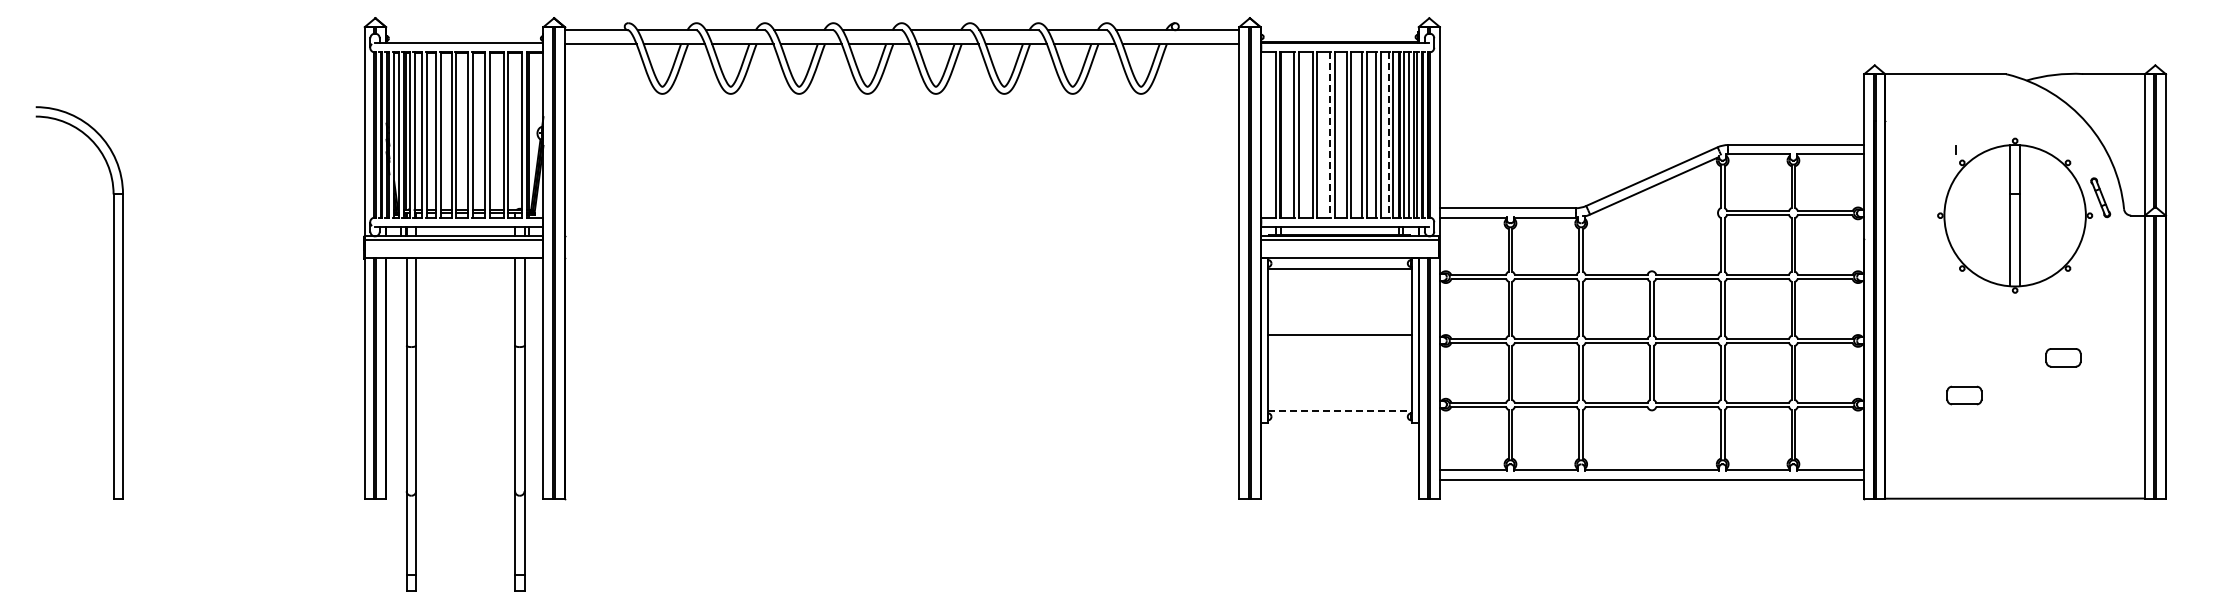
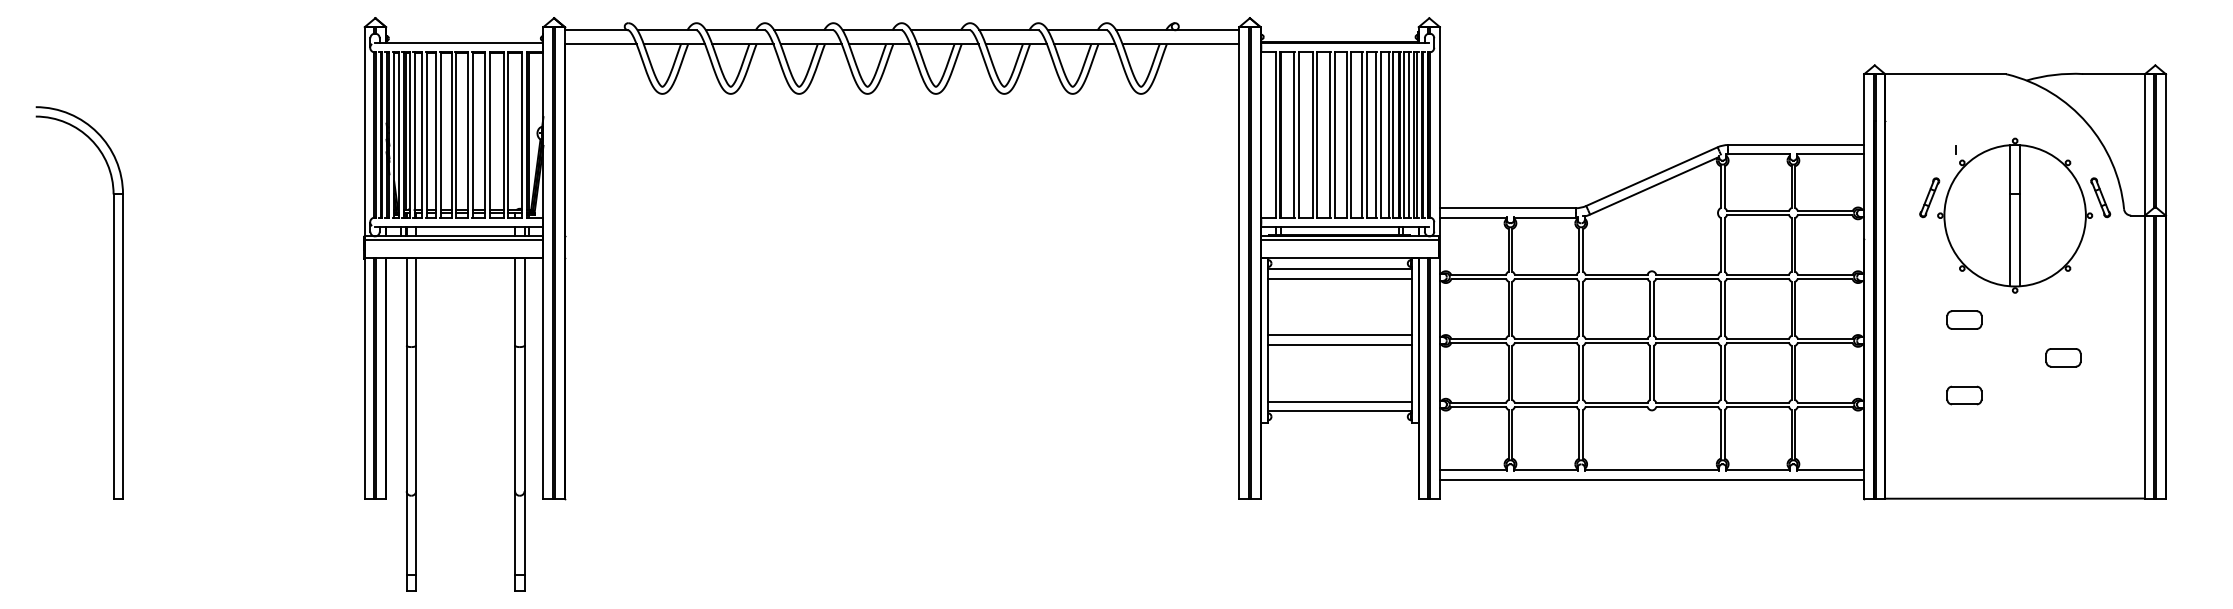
line: dashed -> solid (1330, 134)
line: dashed -> solid (1388, 134)
part: none -> present (1929, 197)
line: none -> present (1339, 278)
part: none -> present (1964, 319)
line: none -> present (1339, 344)
line: none -> present (1339, 401)
line: dashed -> solid (1339, 410)
